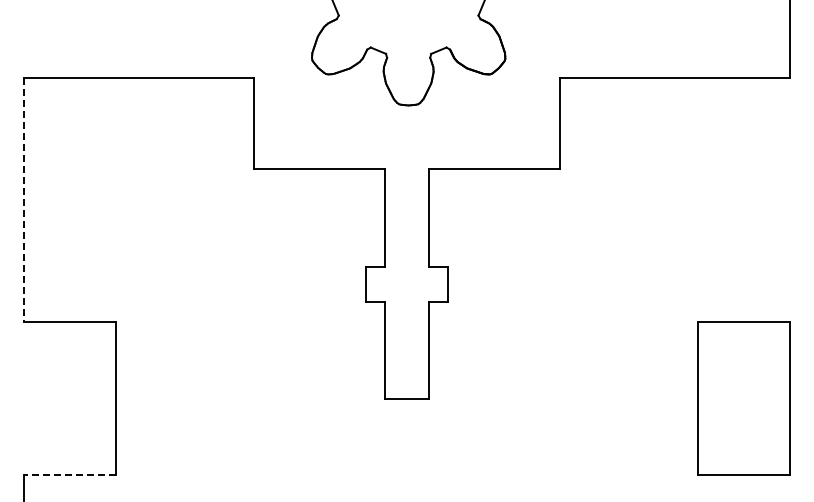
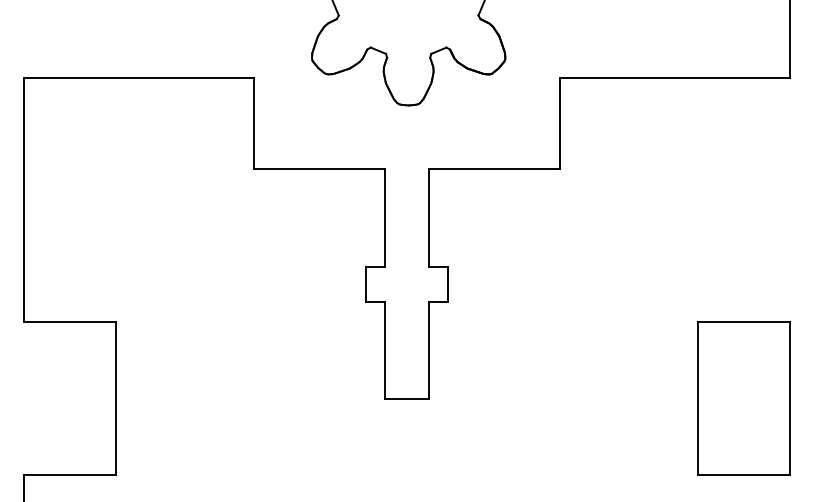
line: dashed -> solid (24, 200)
line: dashed -> solid (70, 475)
